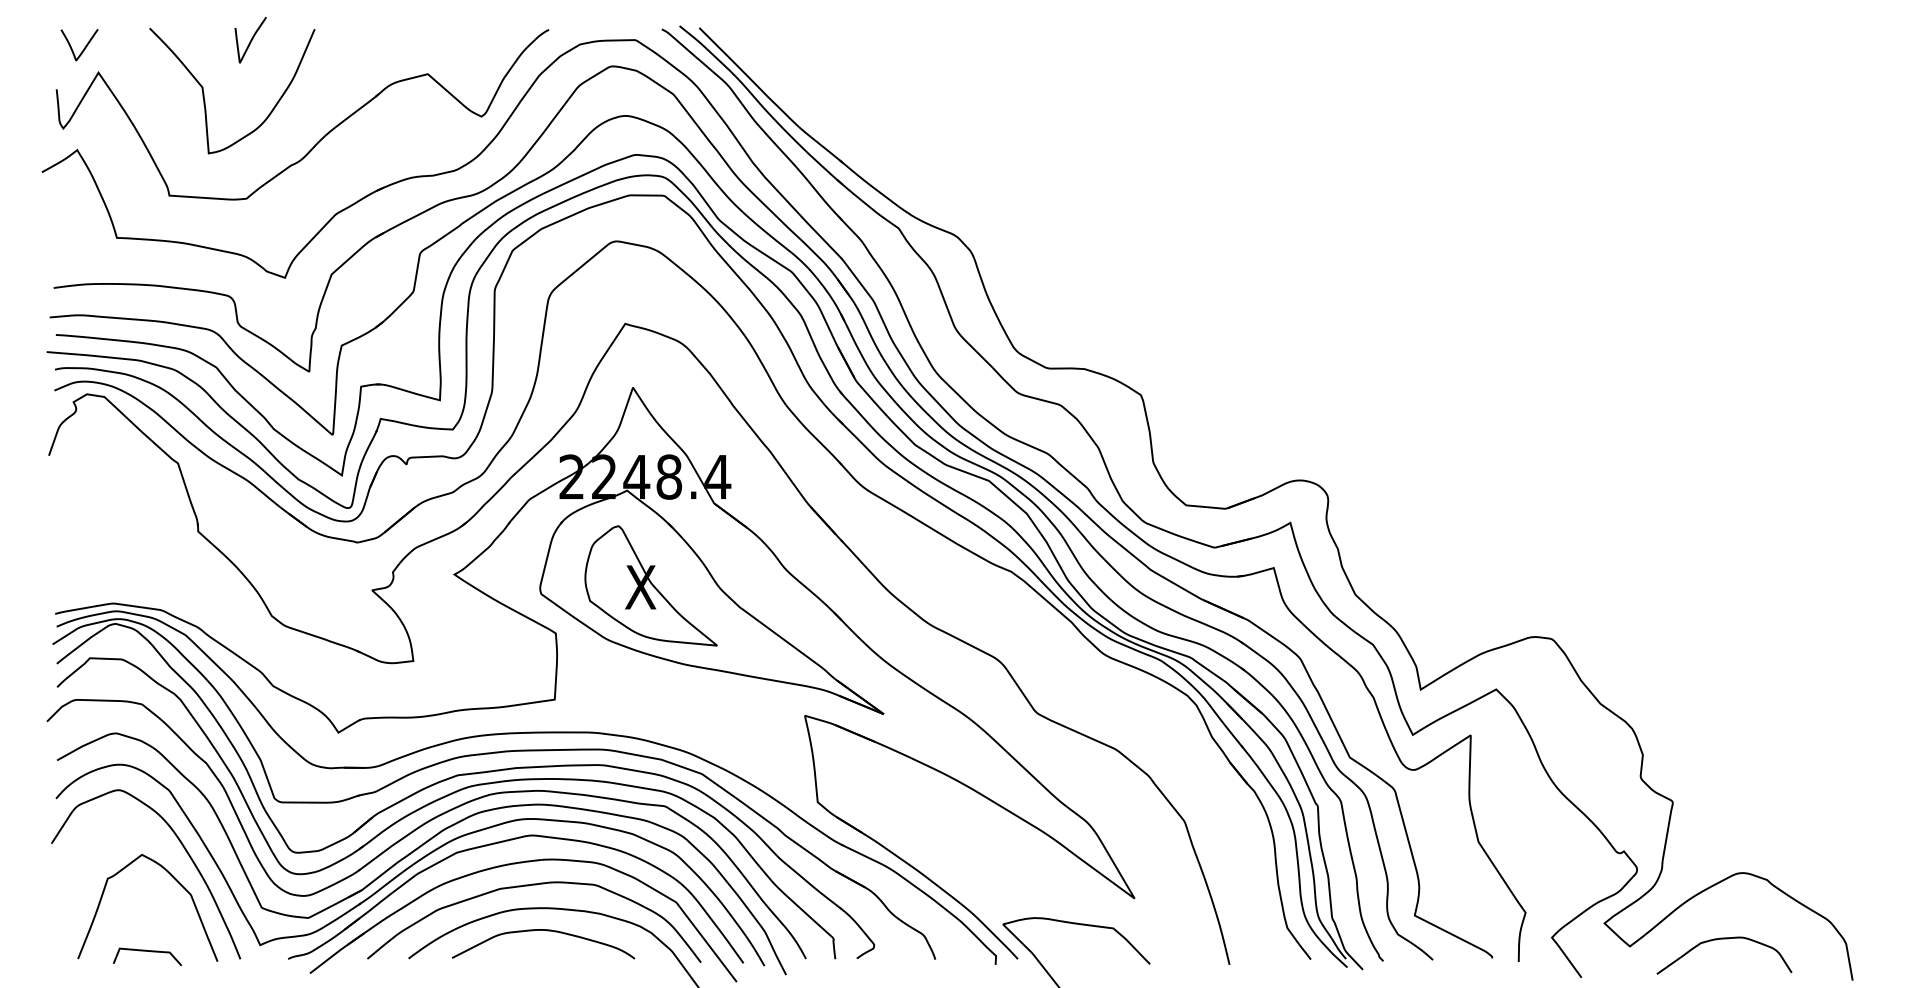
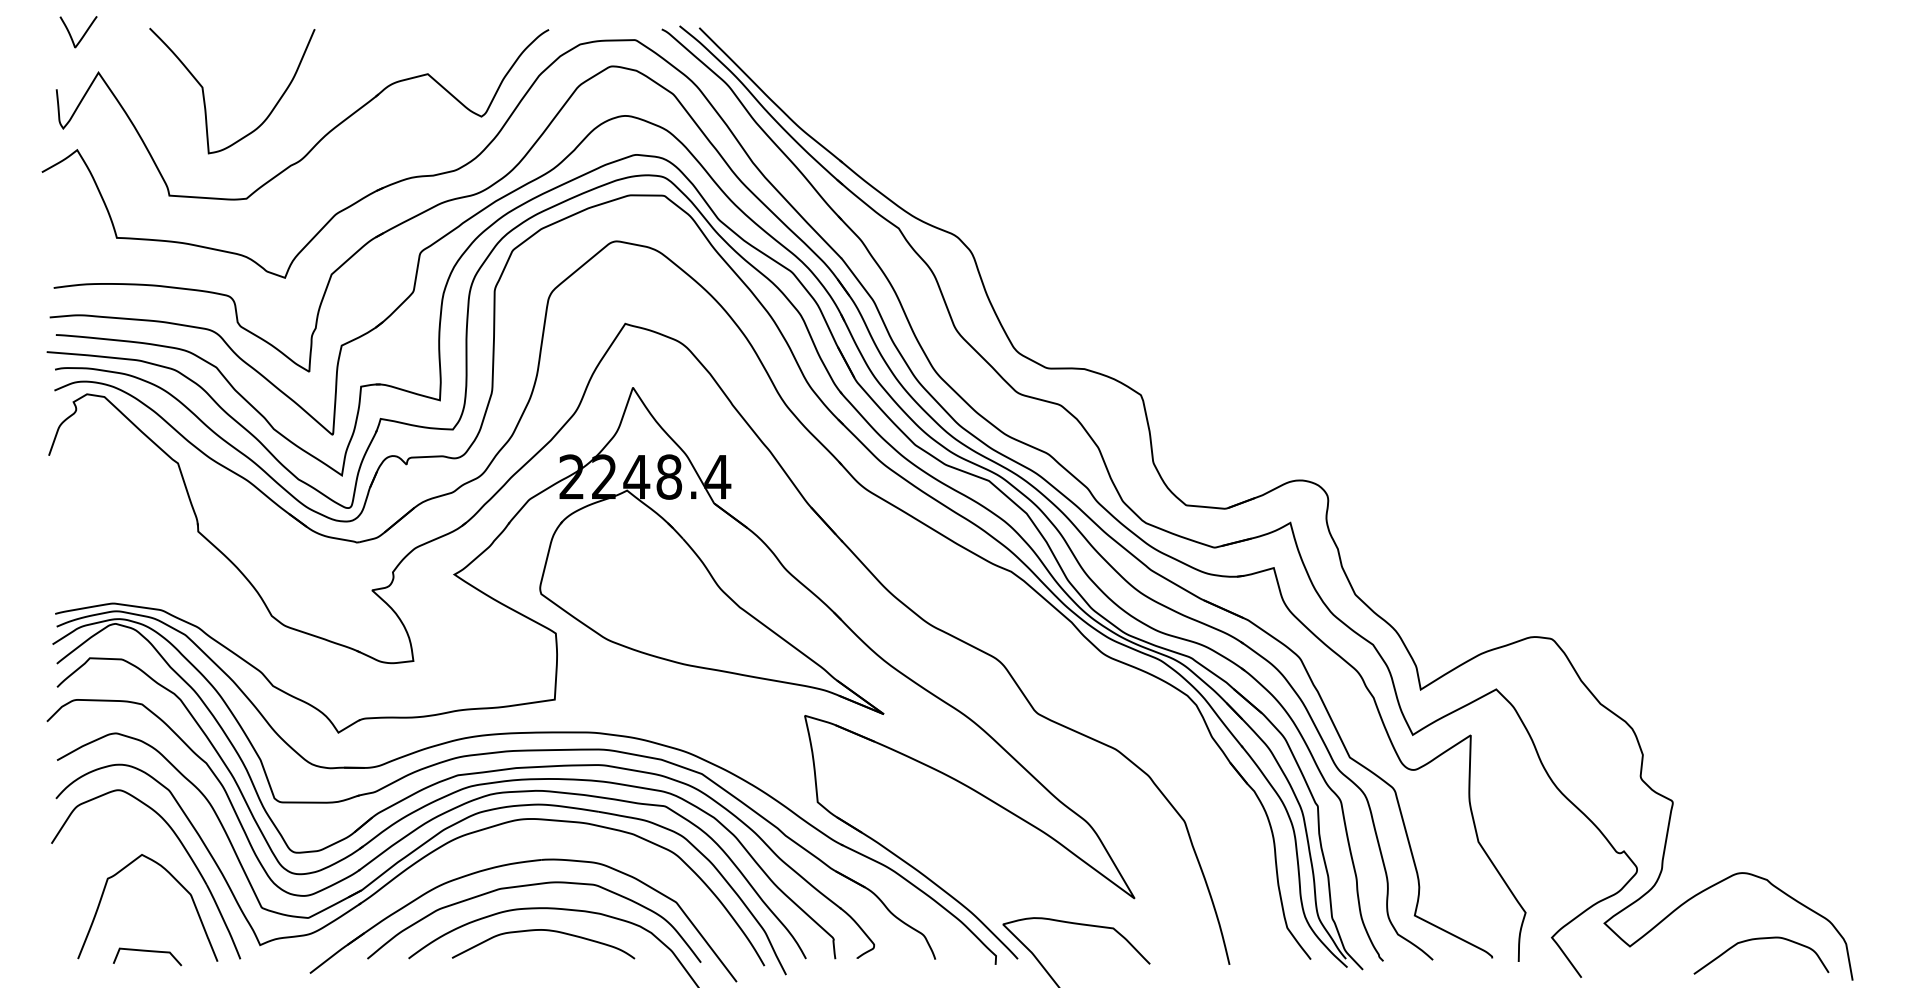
curve: present -> none (250, 39)
curve position: (83, 48) -> (82, 35) (82, 35)
part: present -> none (650, 585)
part: present -> none (504, 842)
curve position: (1724, 939) -> (1761, 939) (1761, 939)
